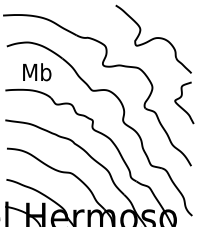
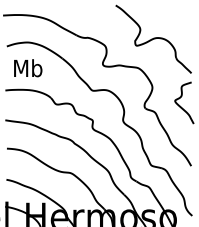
text position: (37, 72) -> (28, 68) (28, 68)
